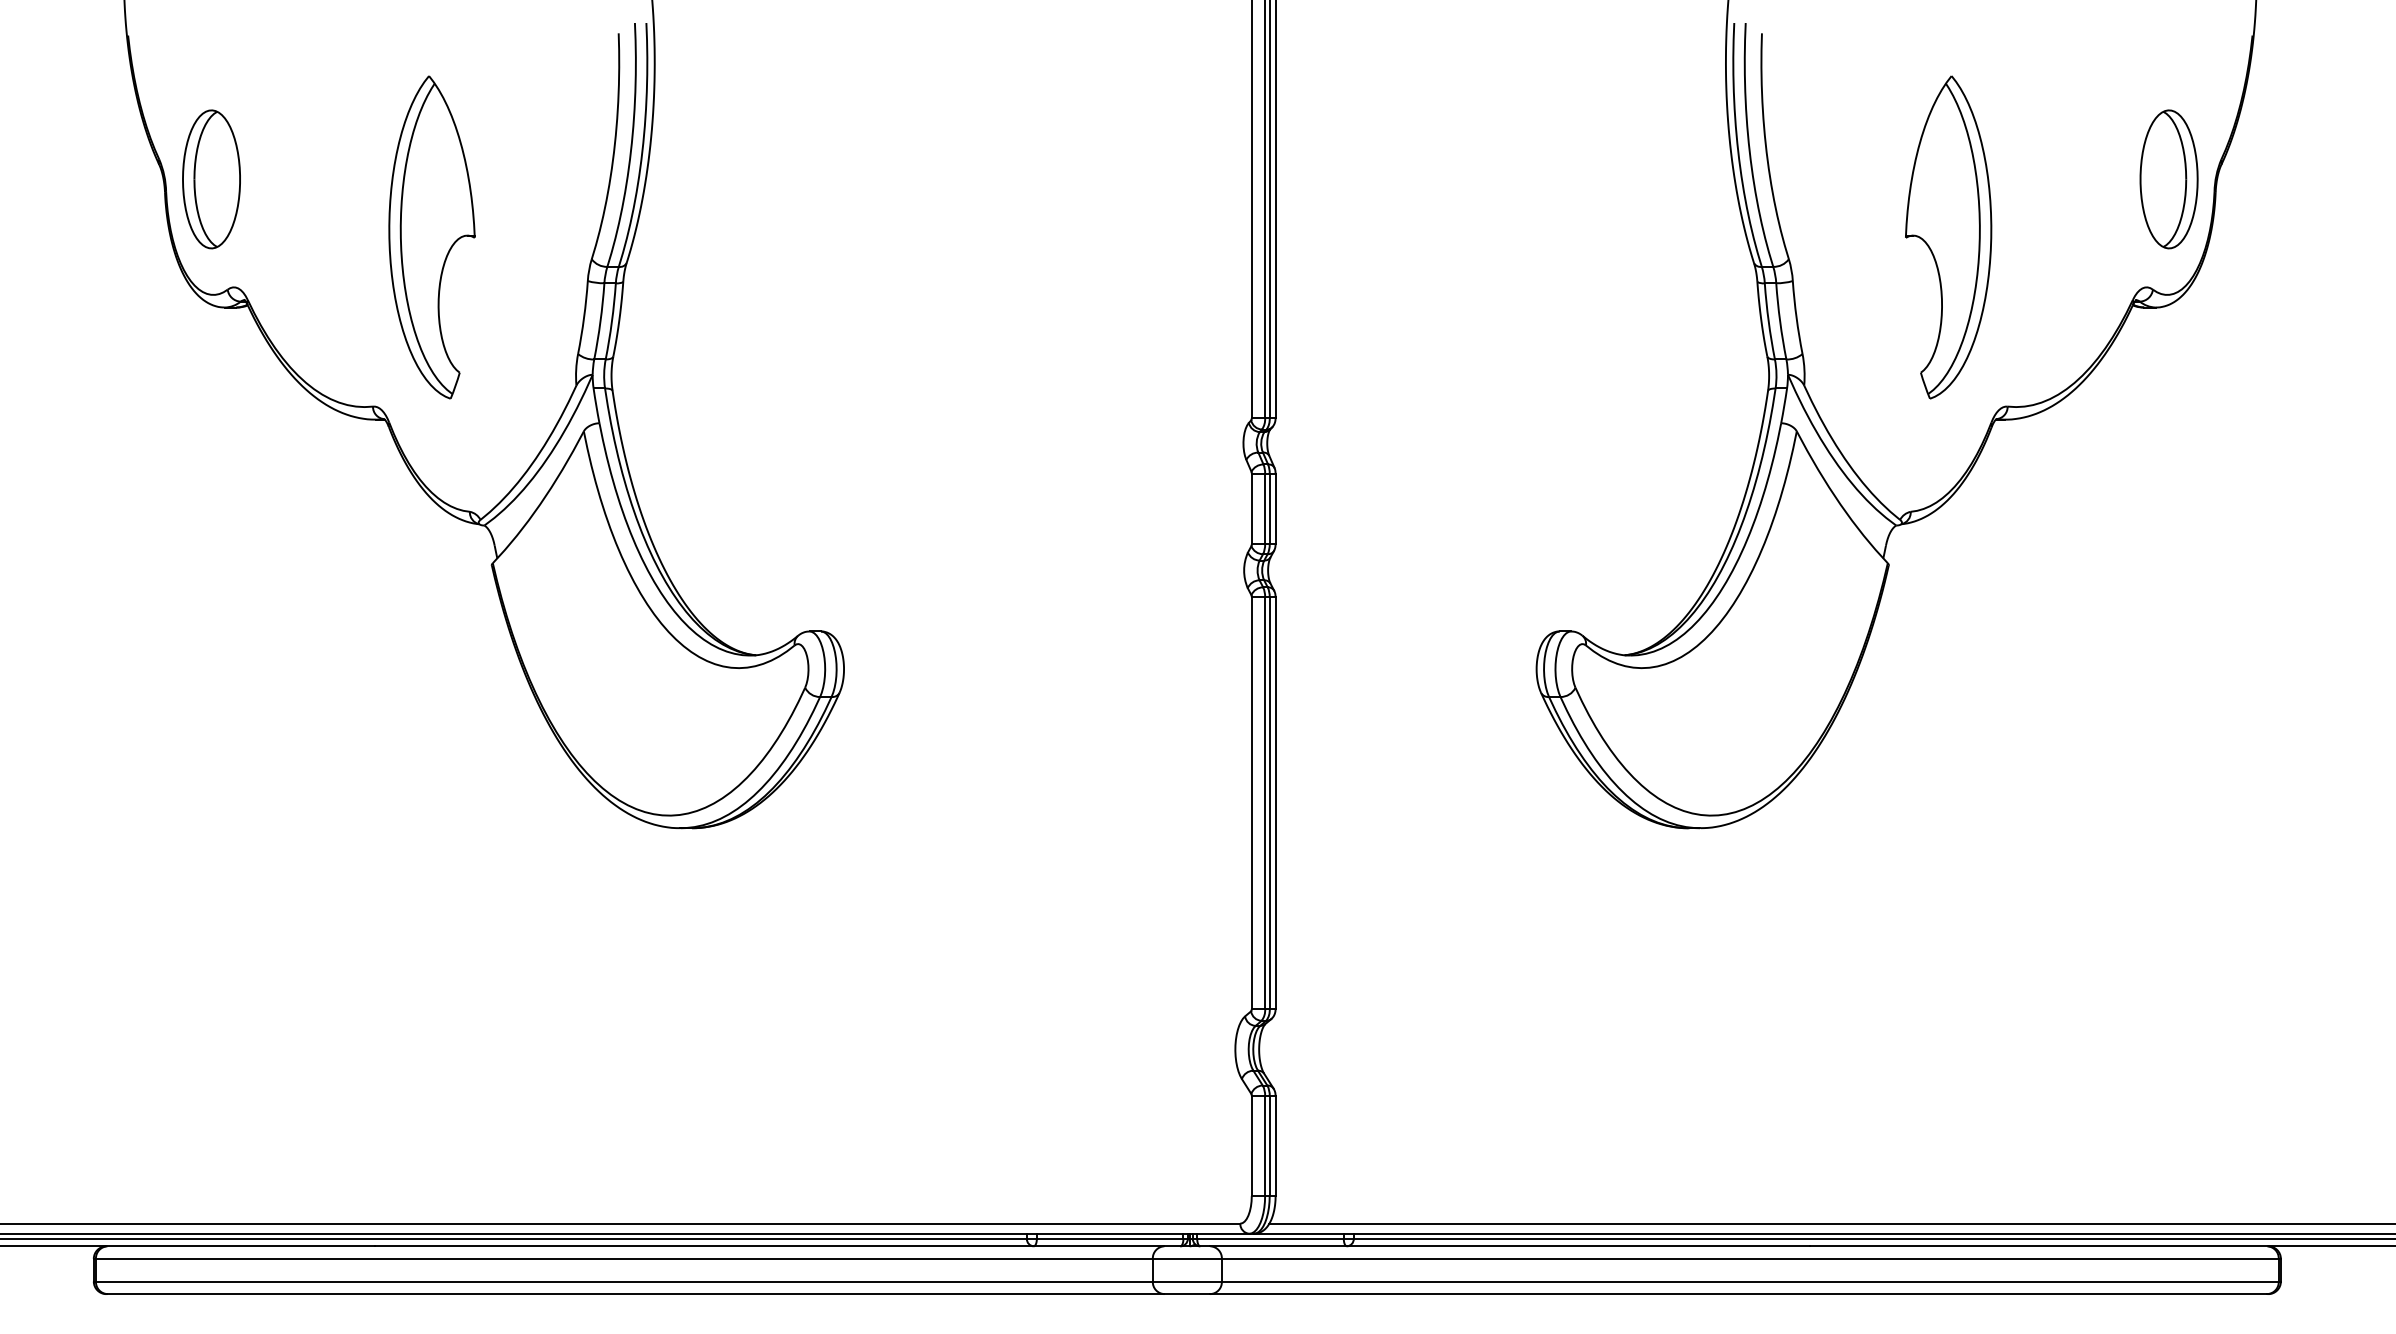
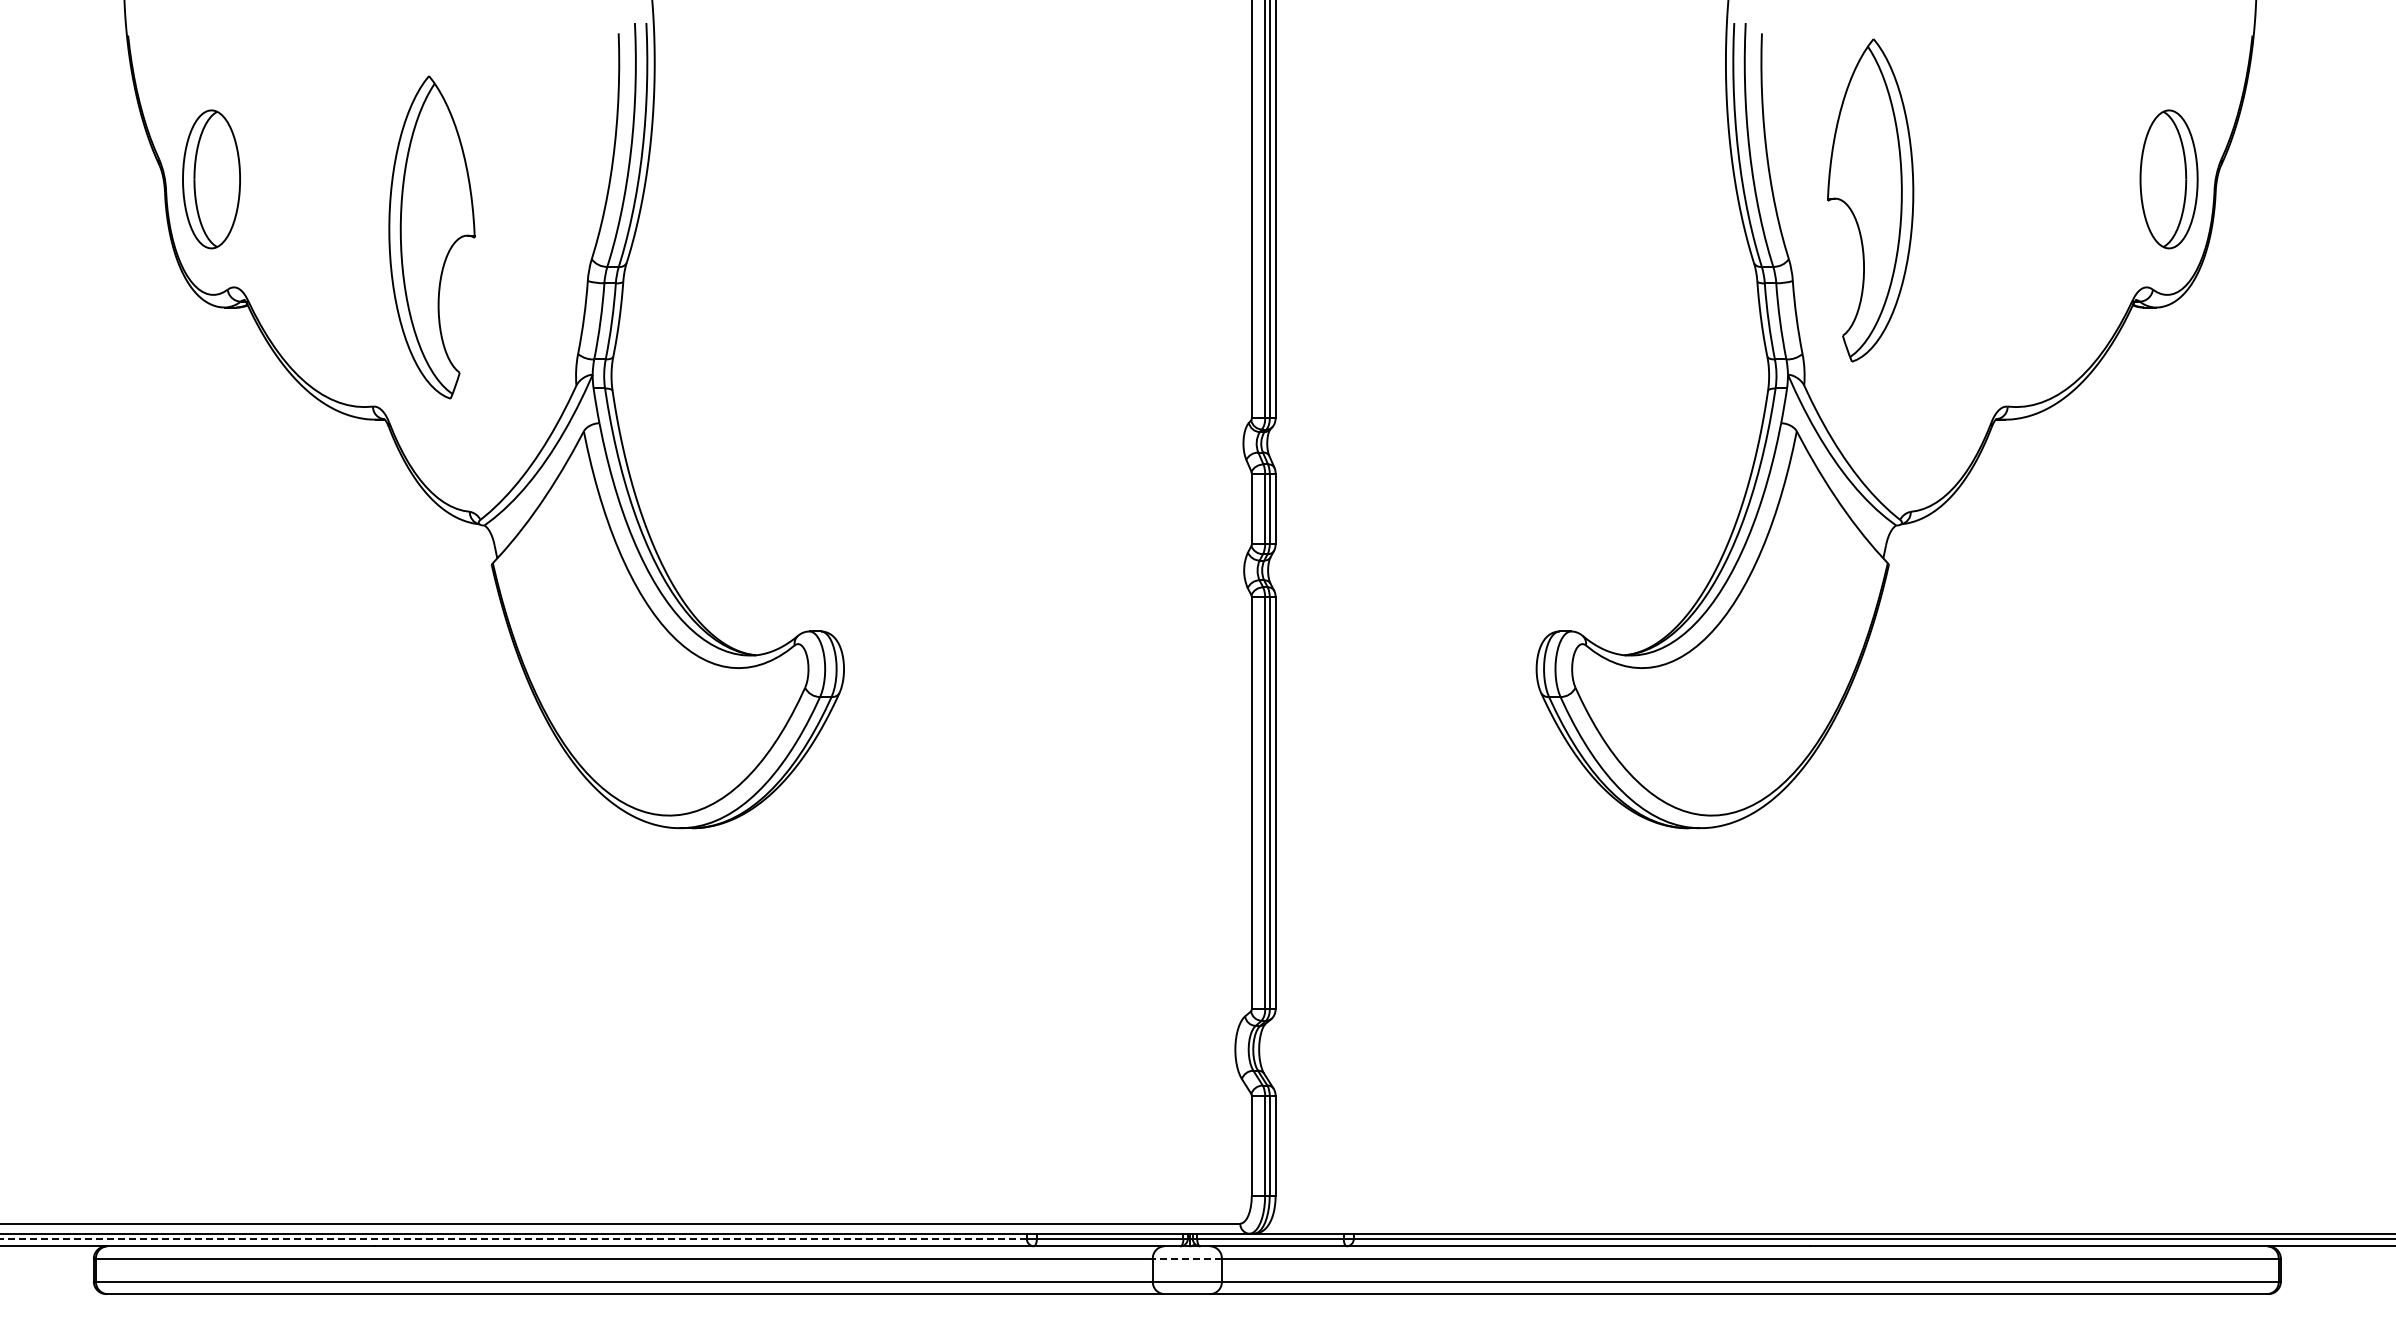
part position: (1948, 237) -> (1870, 200) (1870, 200)
line: present -> none (1830, 1223)
line: solid -> dashed (513, 1238)
line: solid -> dashed (1187, 1258)
